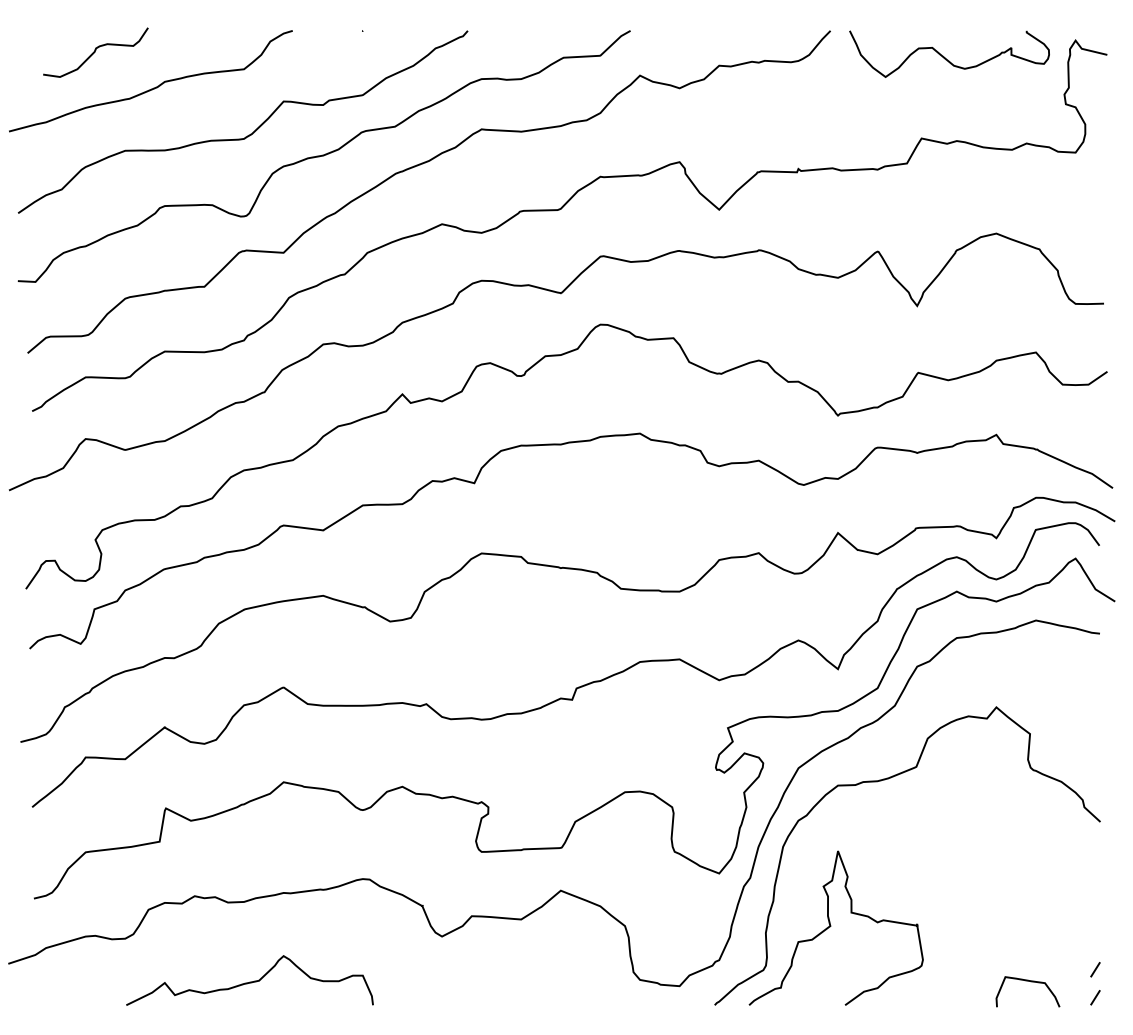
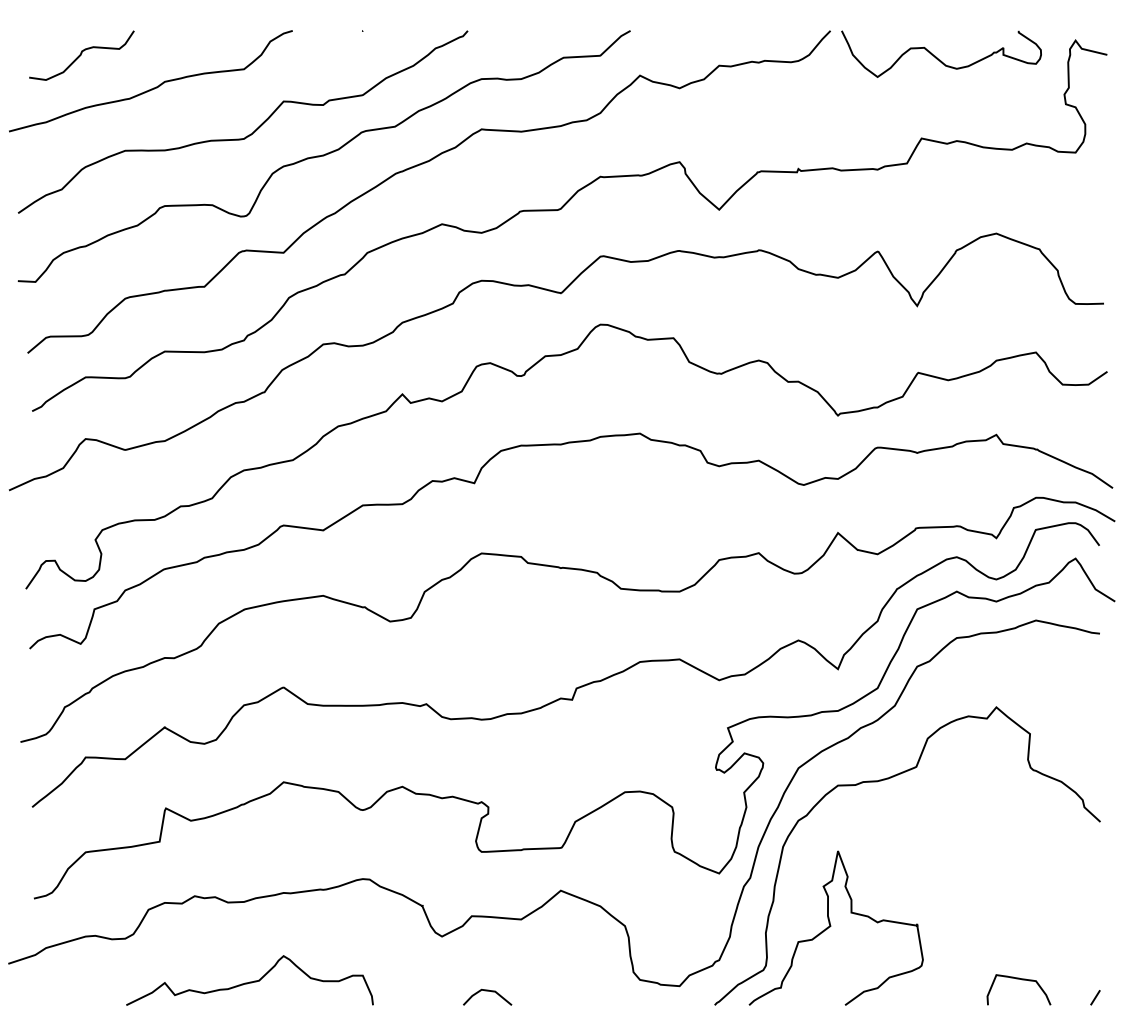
curve position: (95, 52) -> (81, 55) (81, 55)
curve position: (945, 57) -> (937, 57) (937, 57)
line: present -> none (1095, 969)
curve position: (1031, 982) -> (1022, 980) (1022, 980)
line: none -> present (487, 991)
